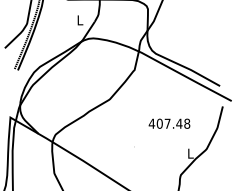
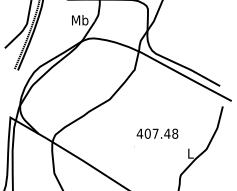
text: L -> Mb (80, 20)
text position: (169, 123) -> (157, 133) (157, 133)
